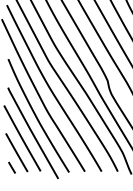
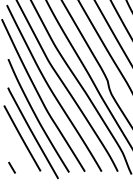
line: present -> none (16, 152)
